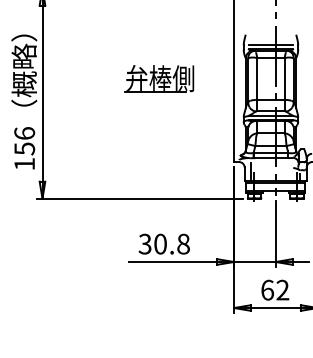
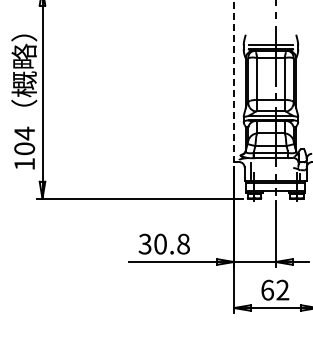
part: present -> none (159, 78)
line: solid -> dashed (234, 81)
text: 156 -> 104 (24, 140)
